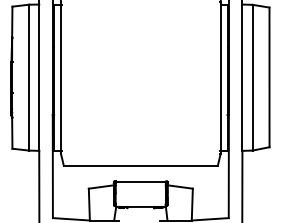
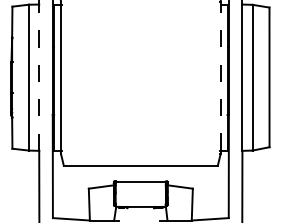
line: solid -> dashed (39, 77)
line: solid -> dashed (220, 77)
